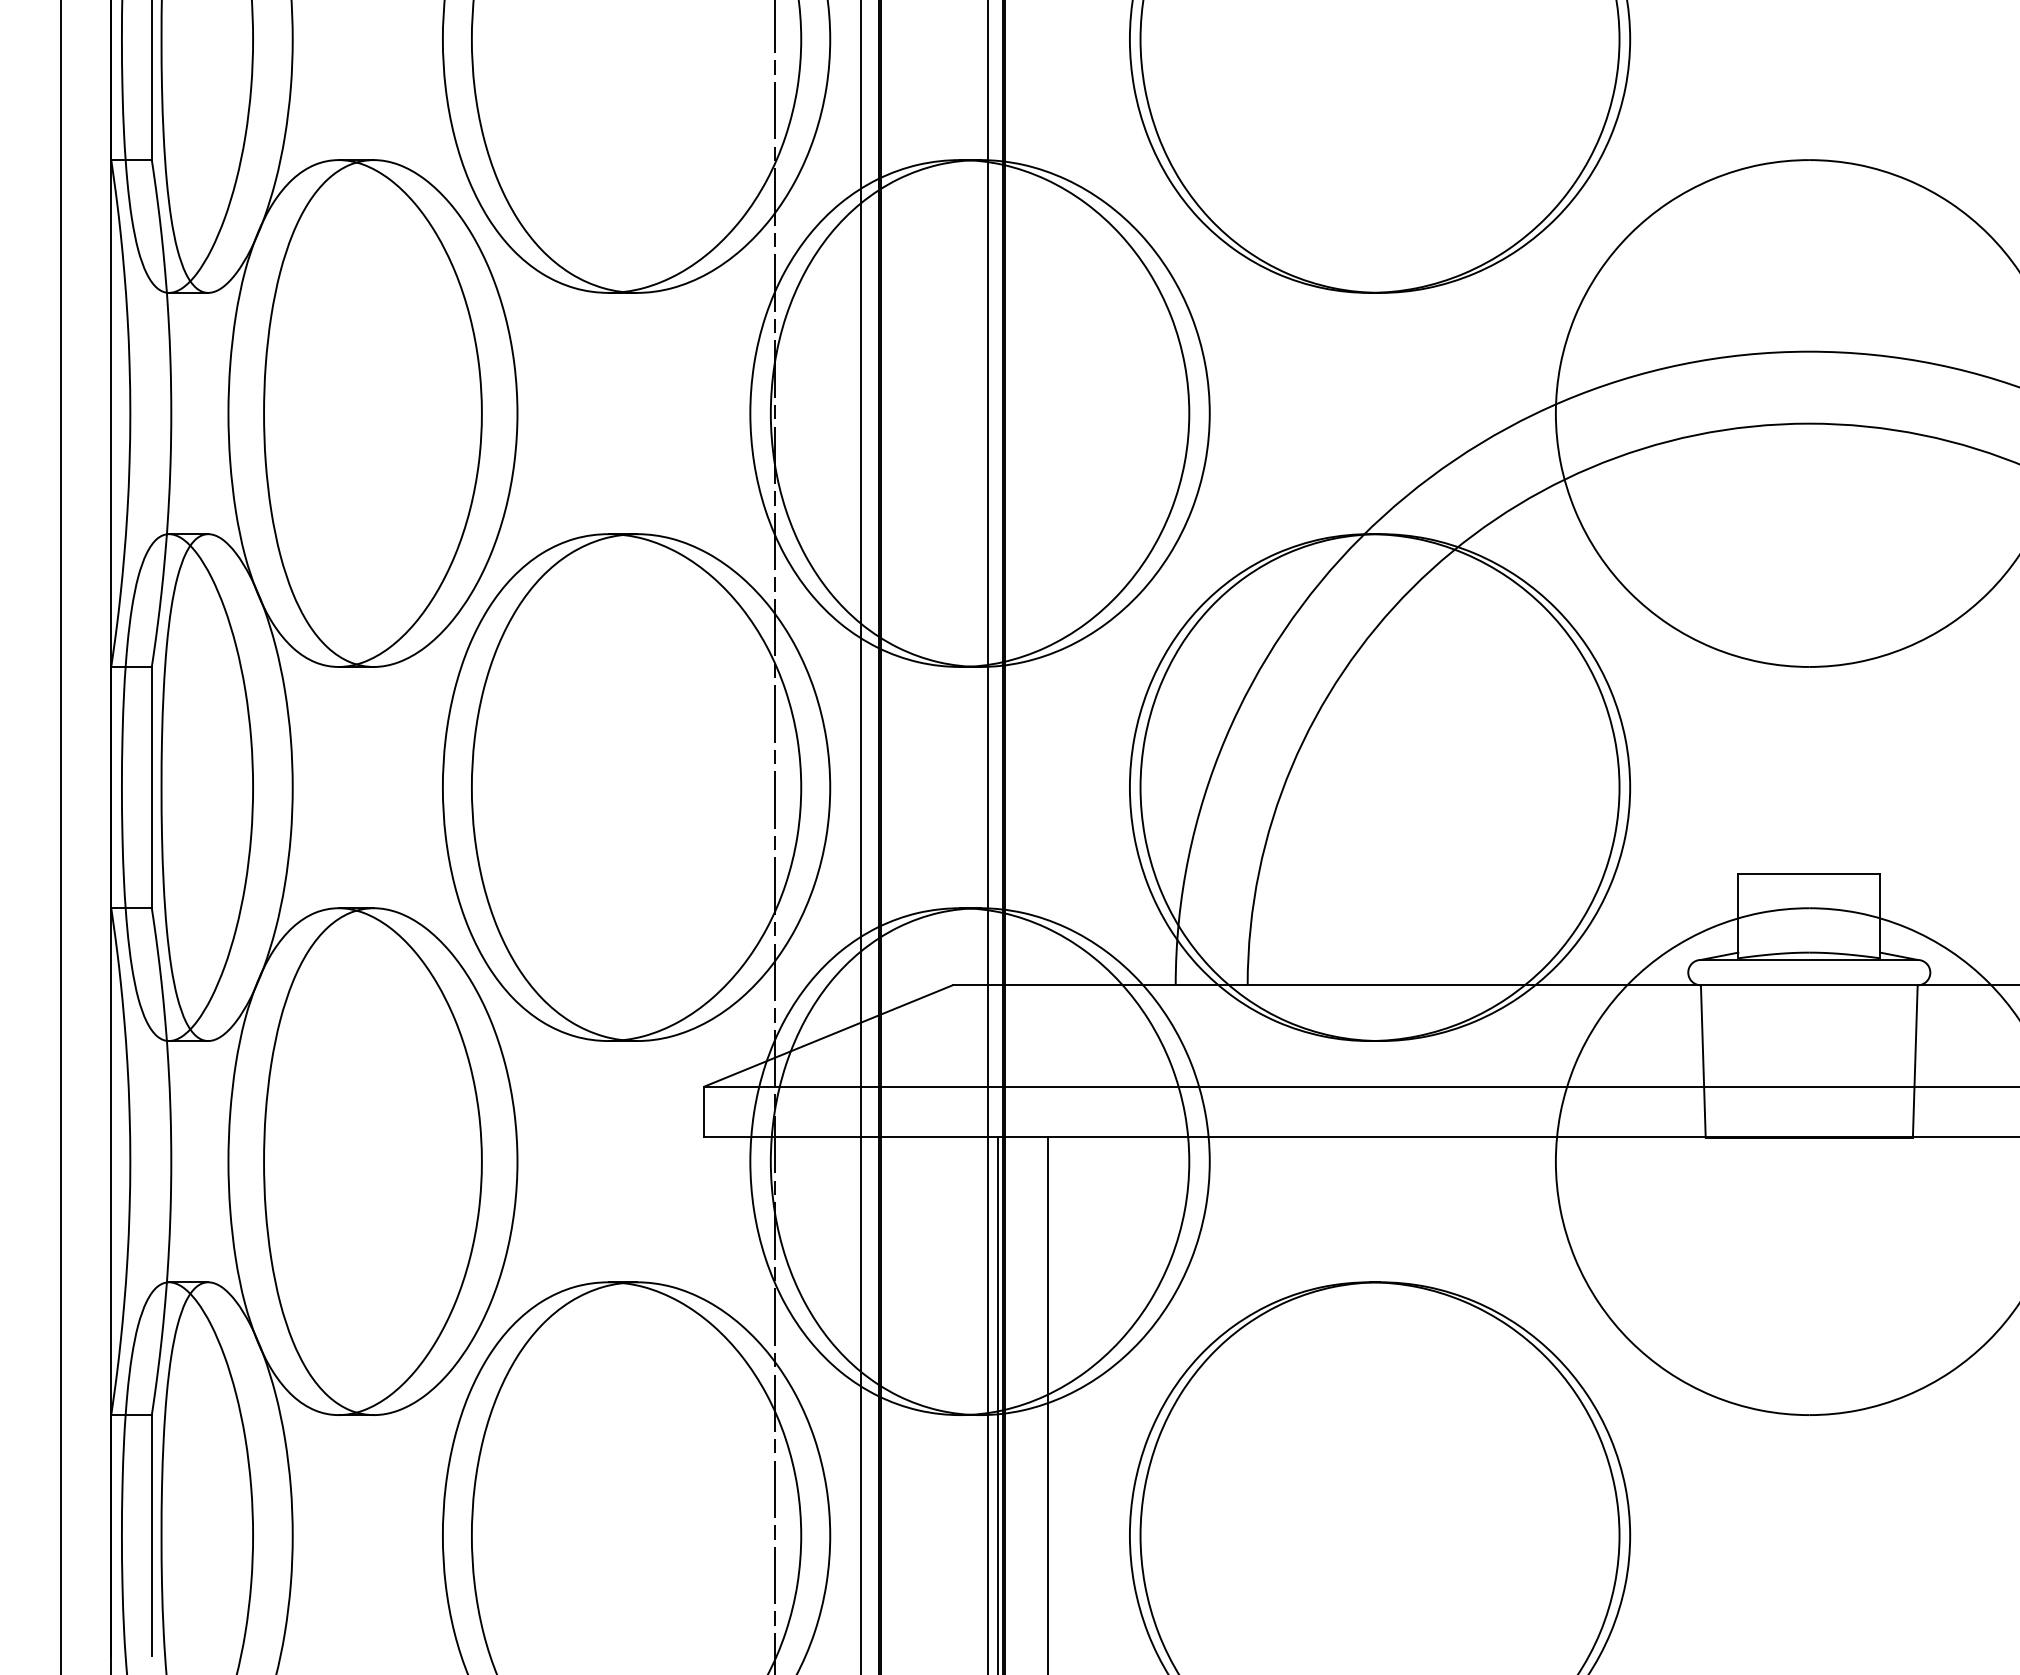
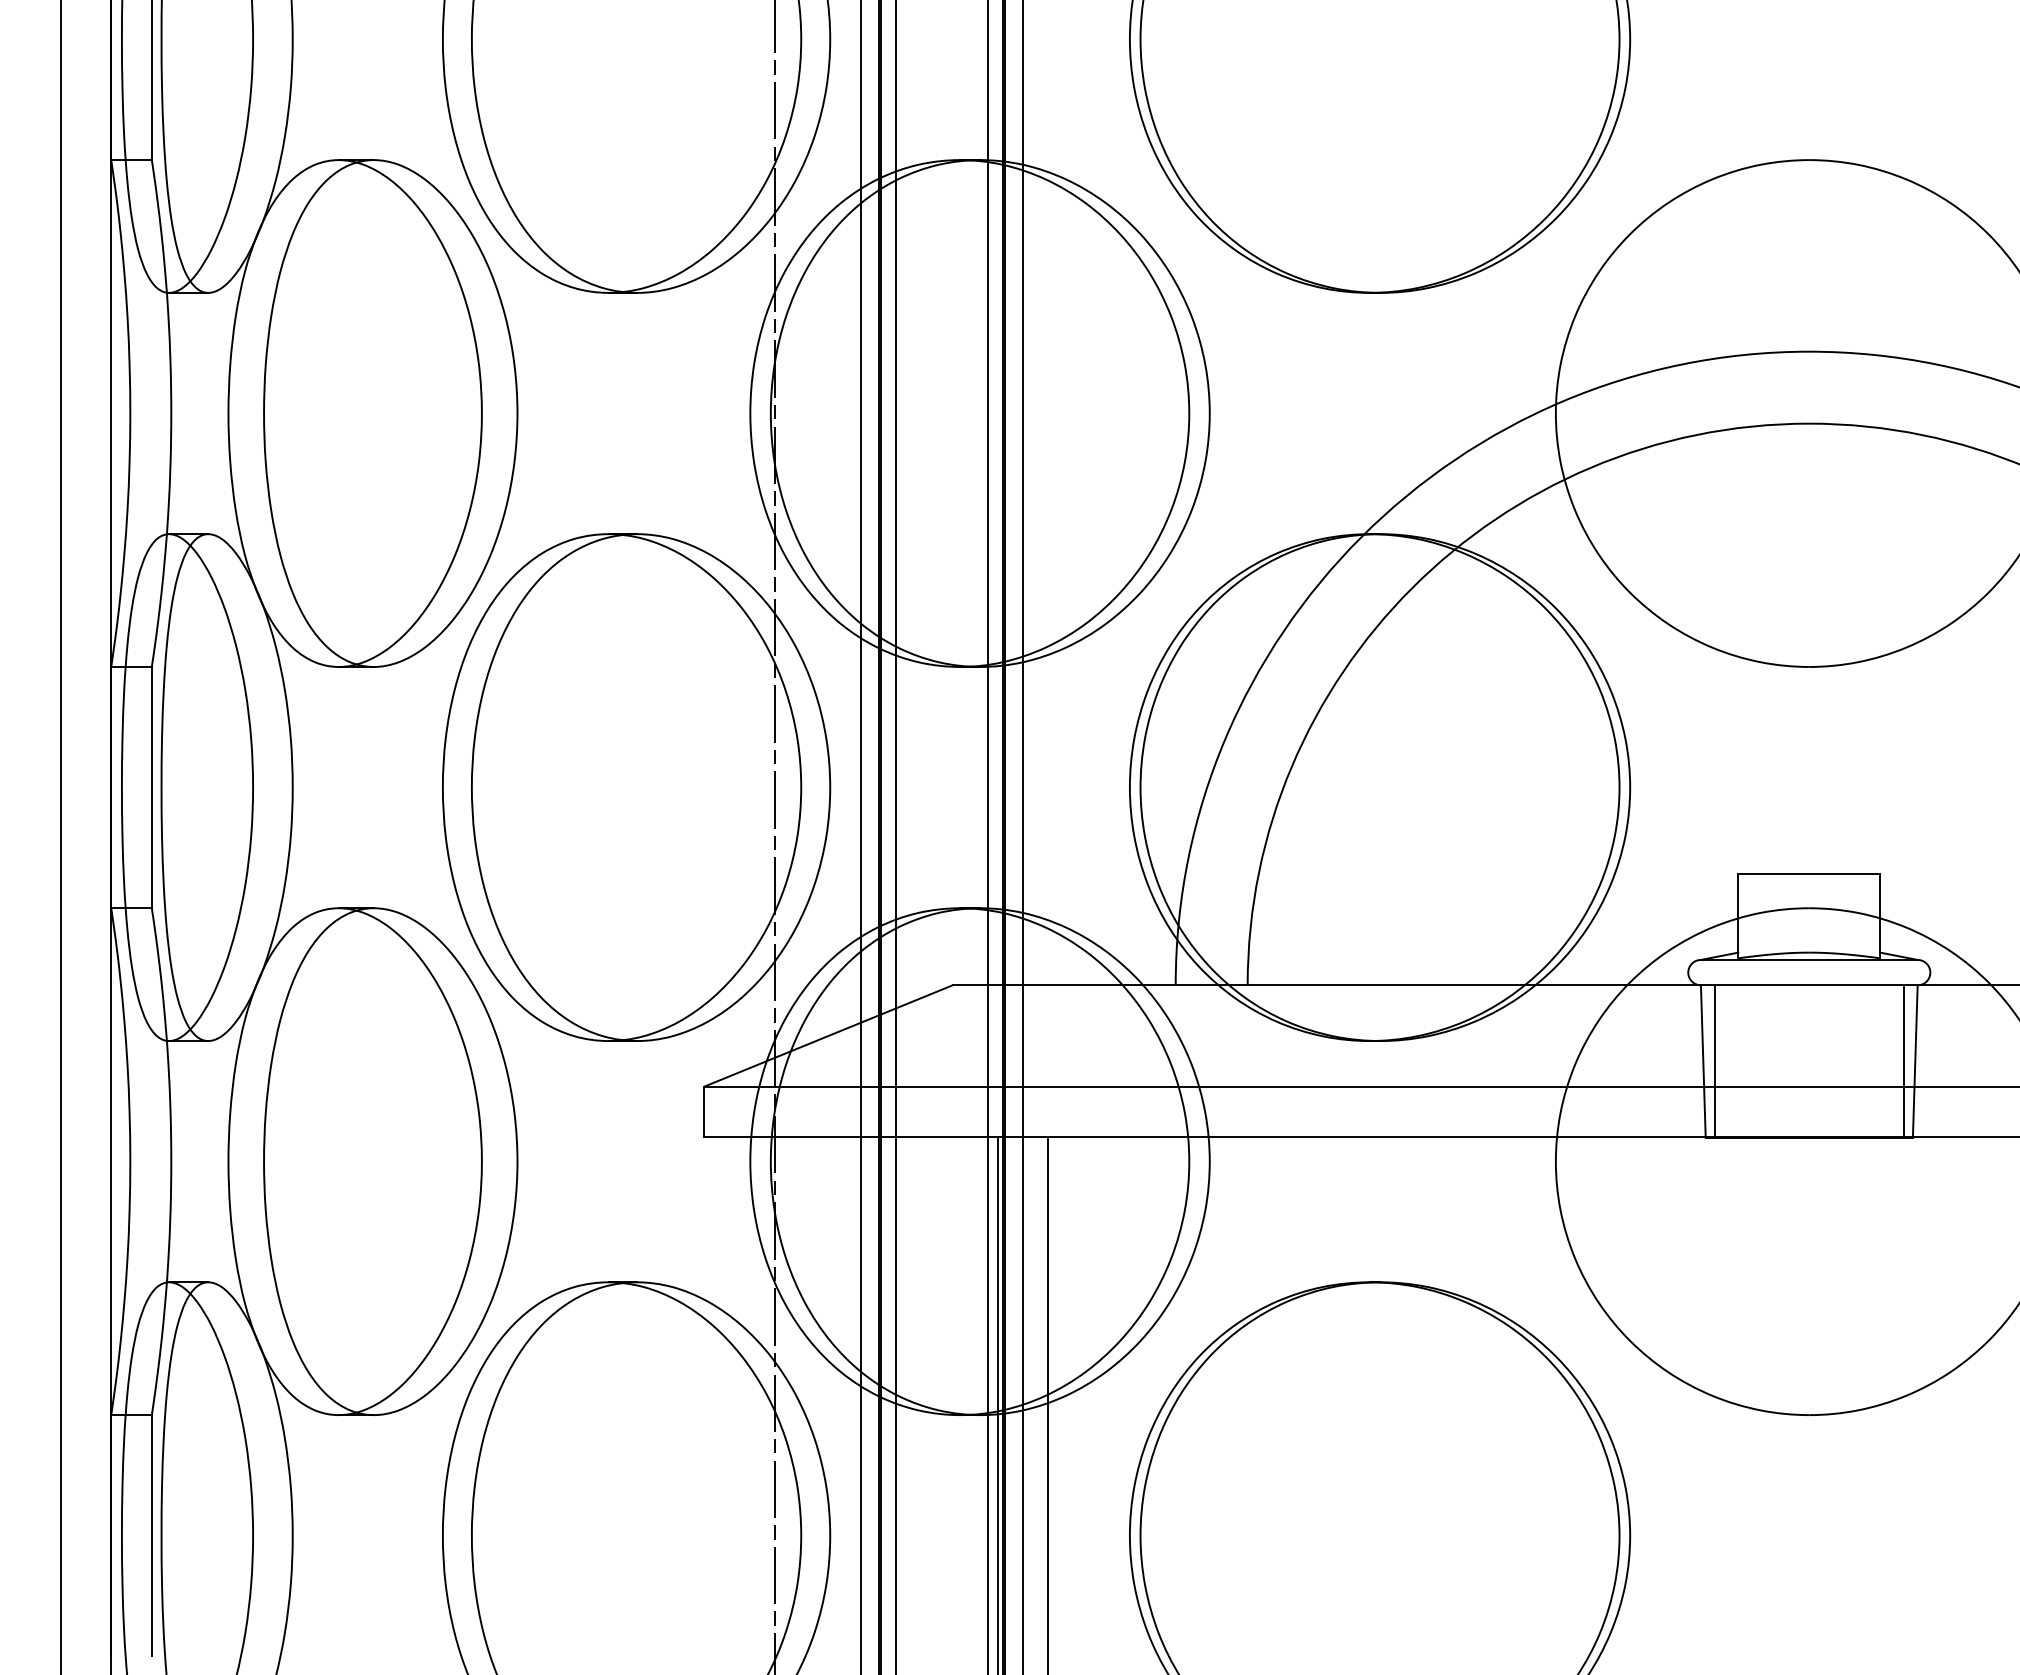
line: none -> present (896, 836)
line: none -> present (1023, 836)
line: none -> present (1714, 1061)
line: none -> present (1903, 1061)
